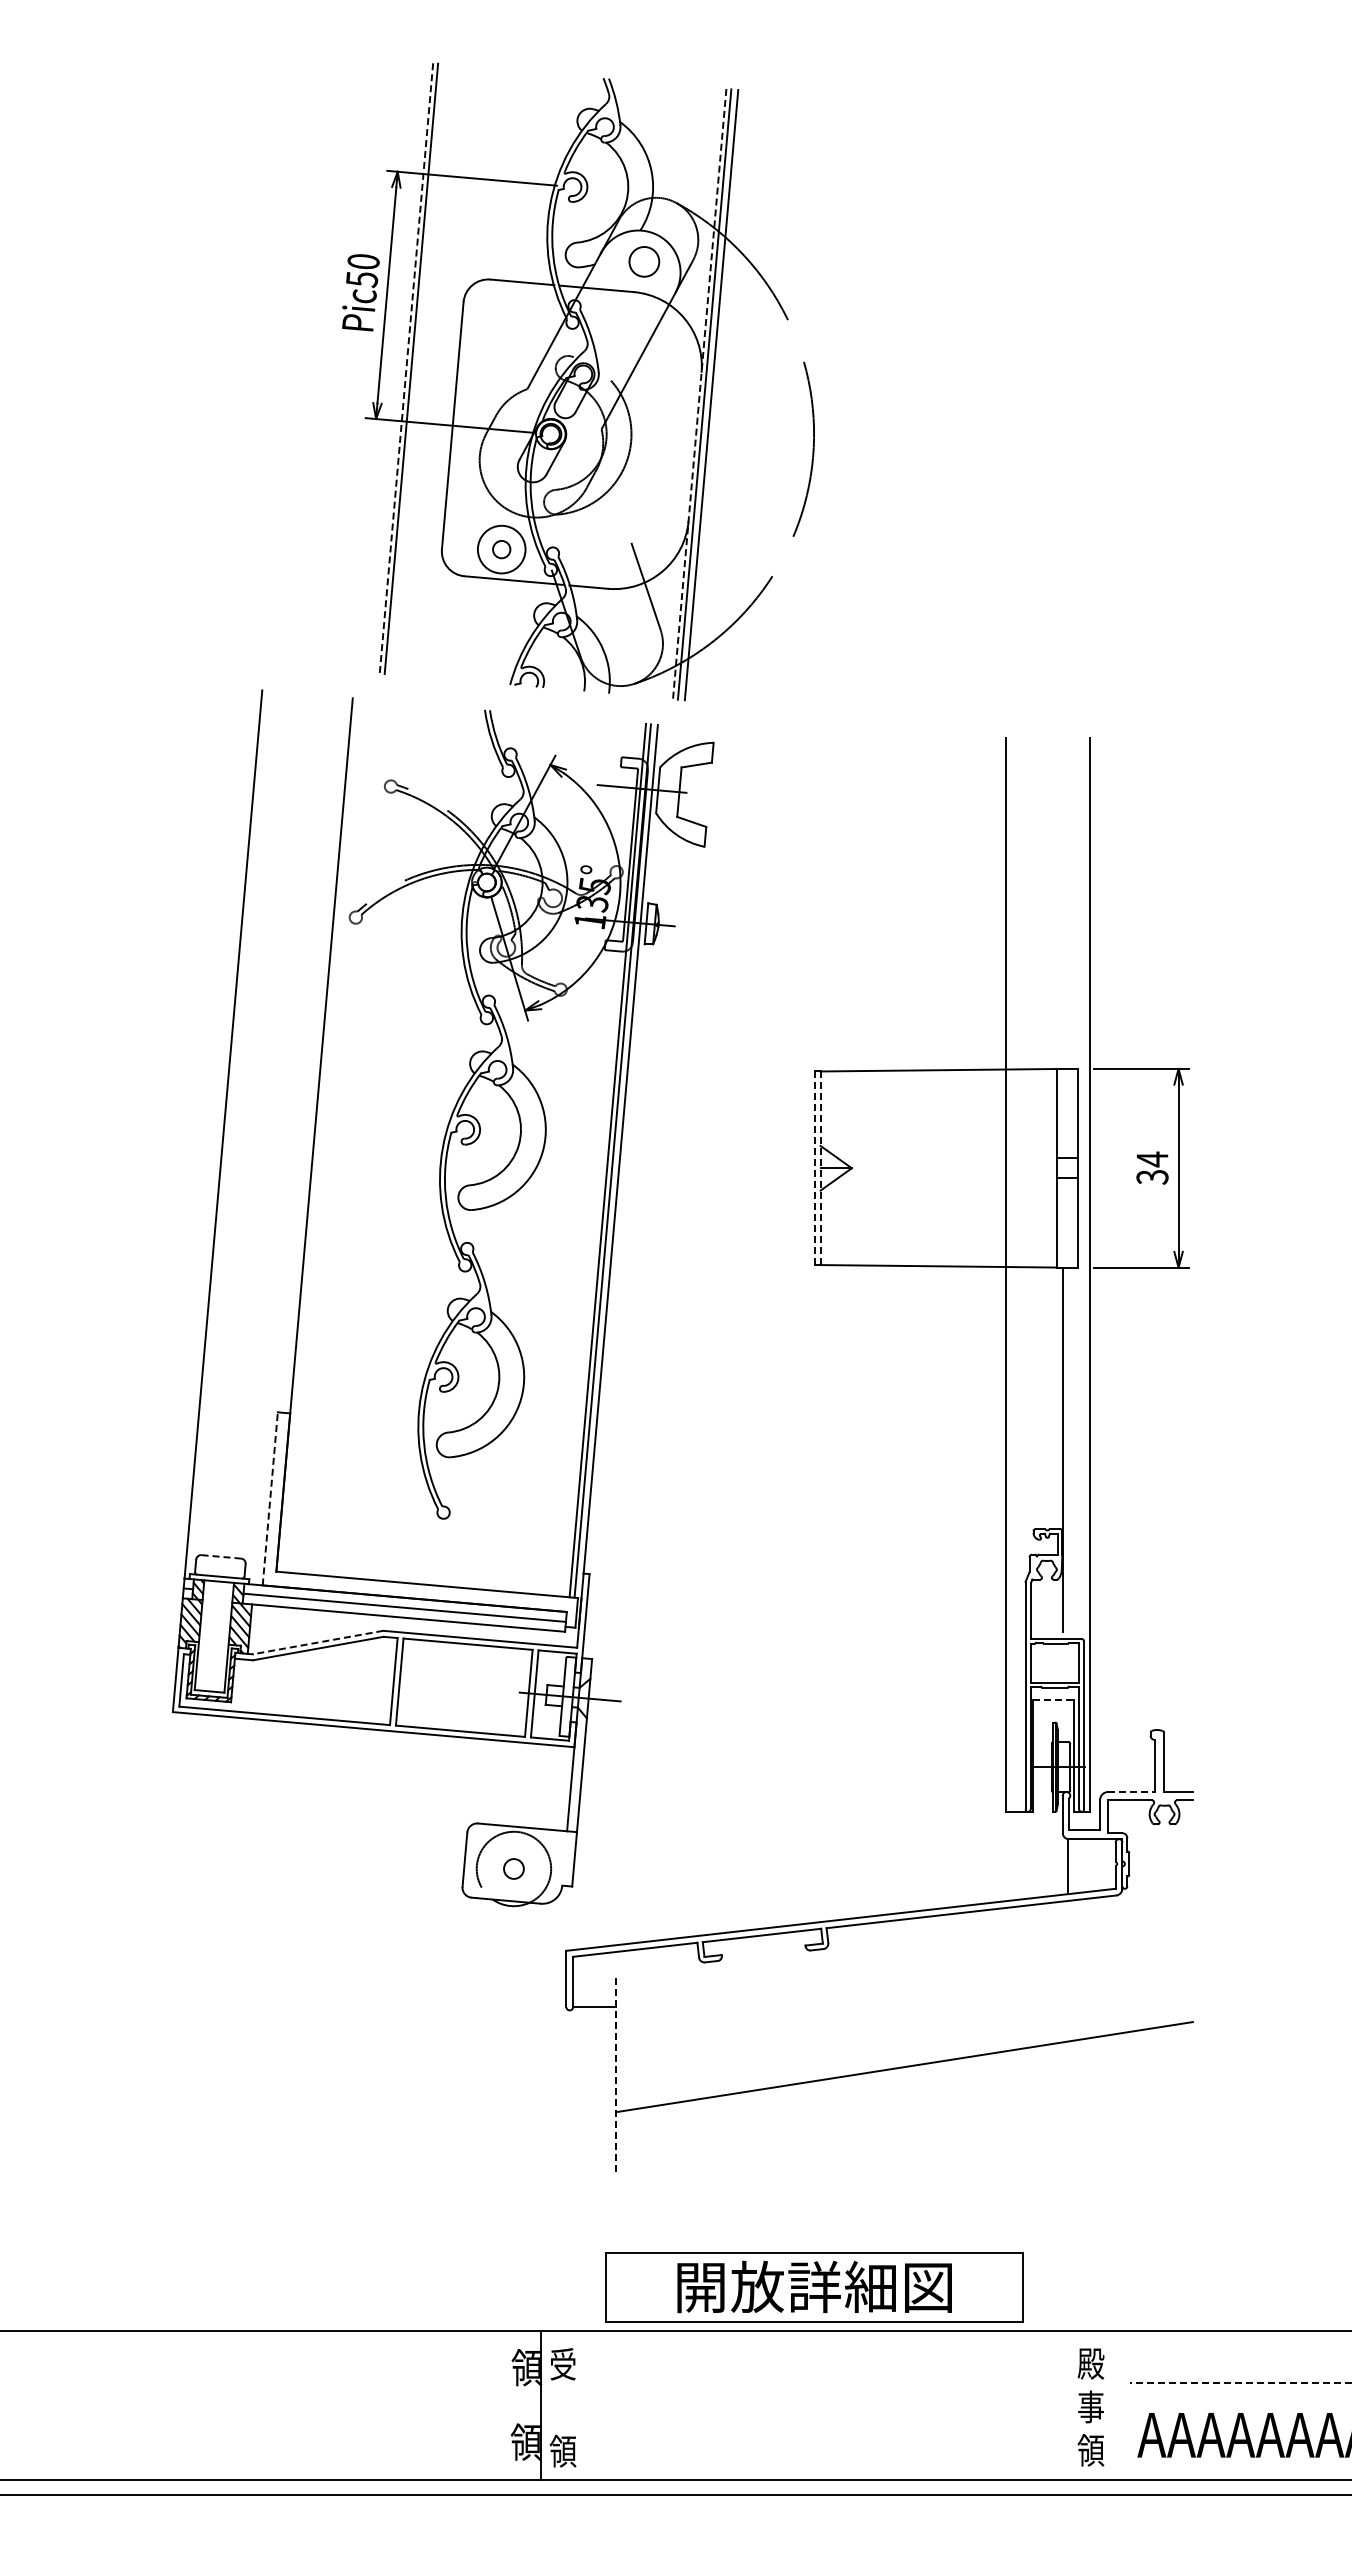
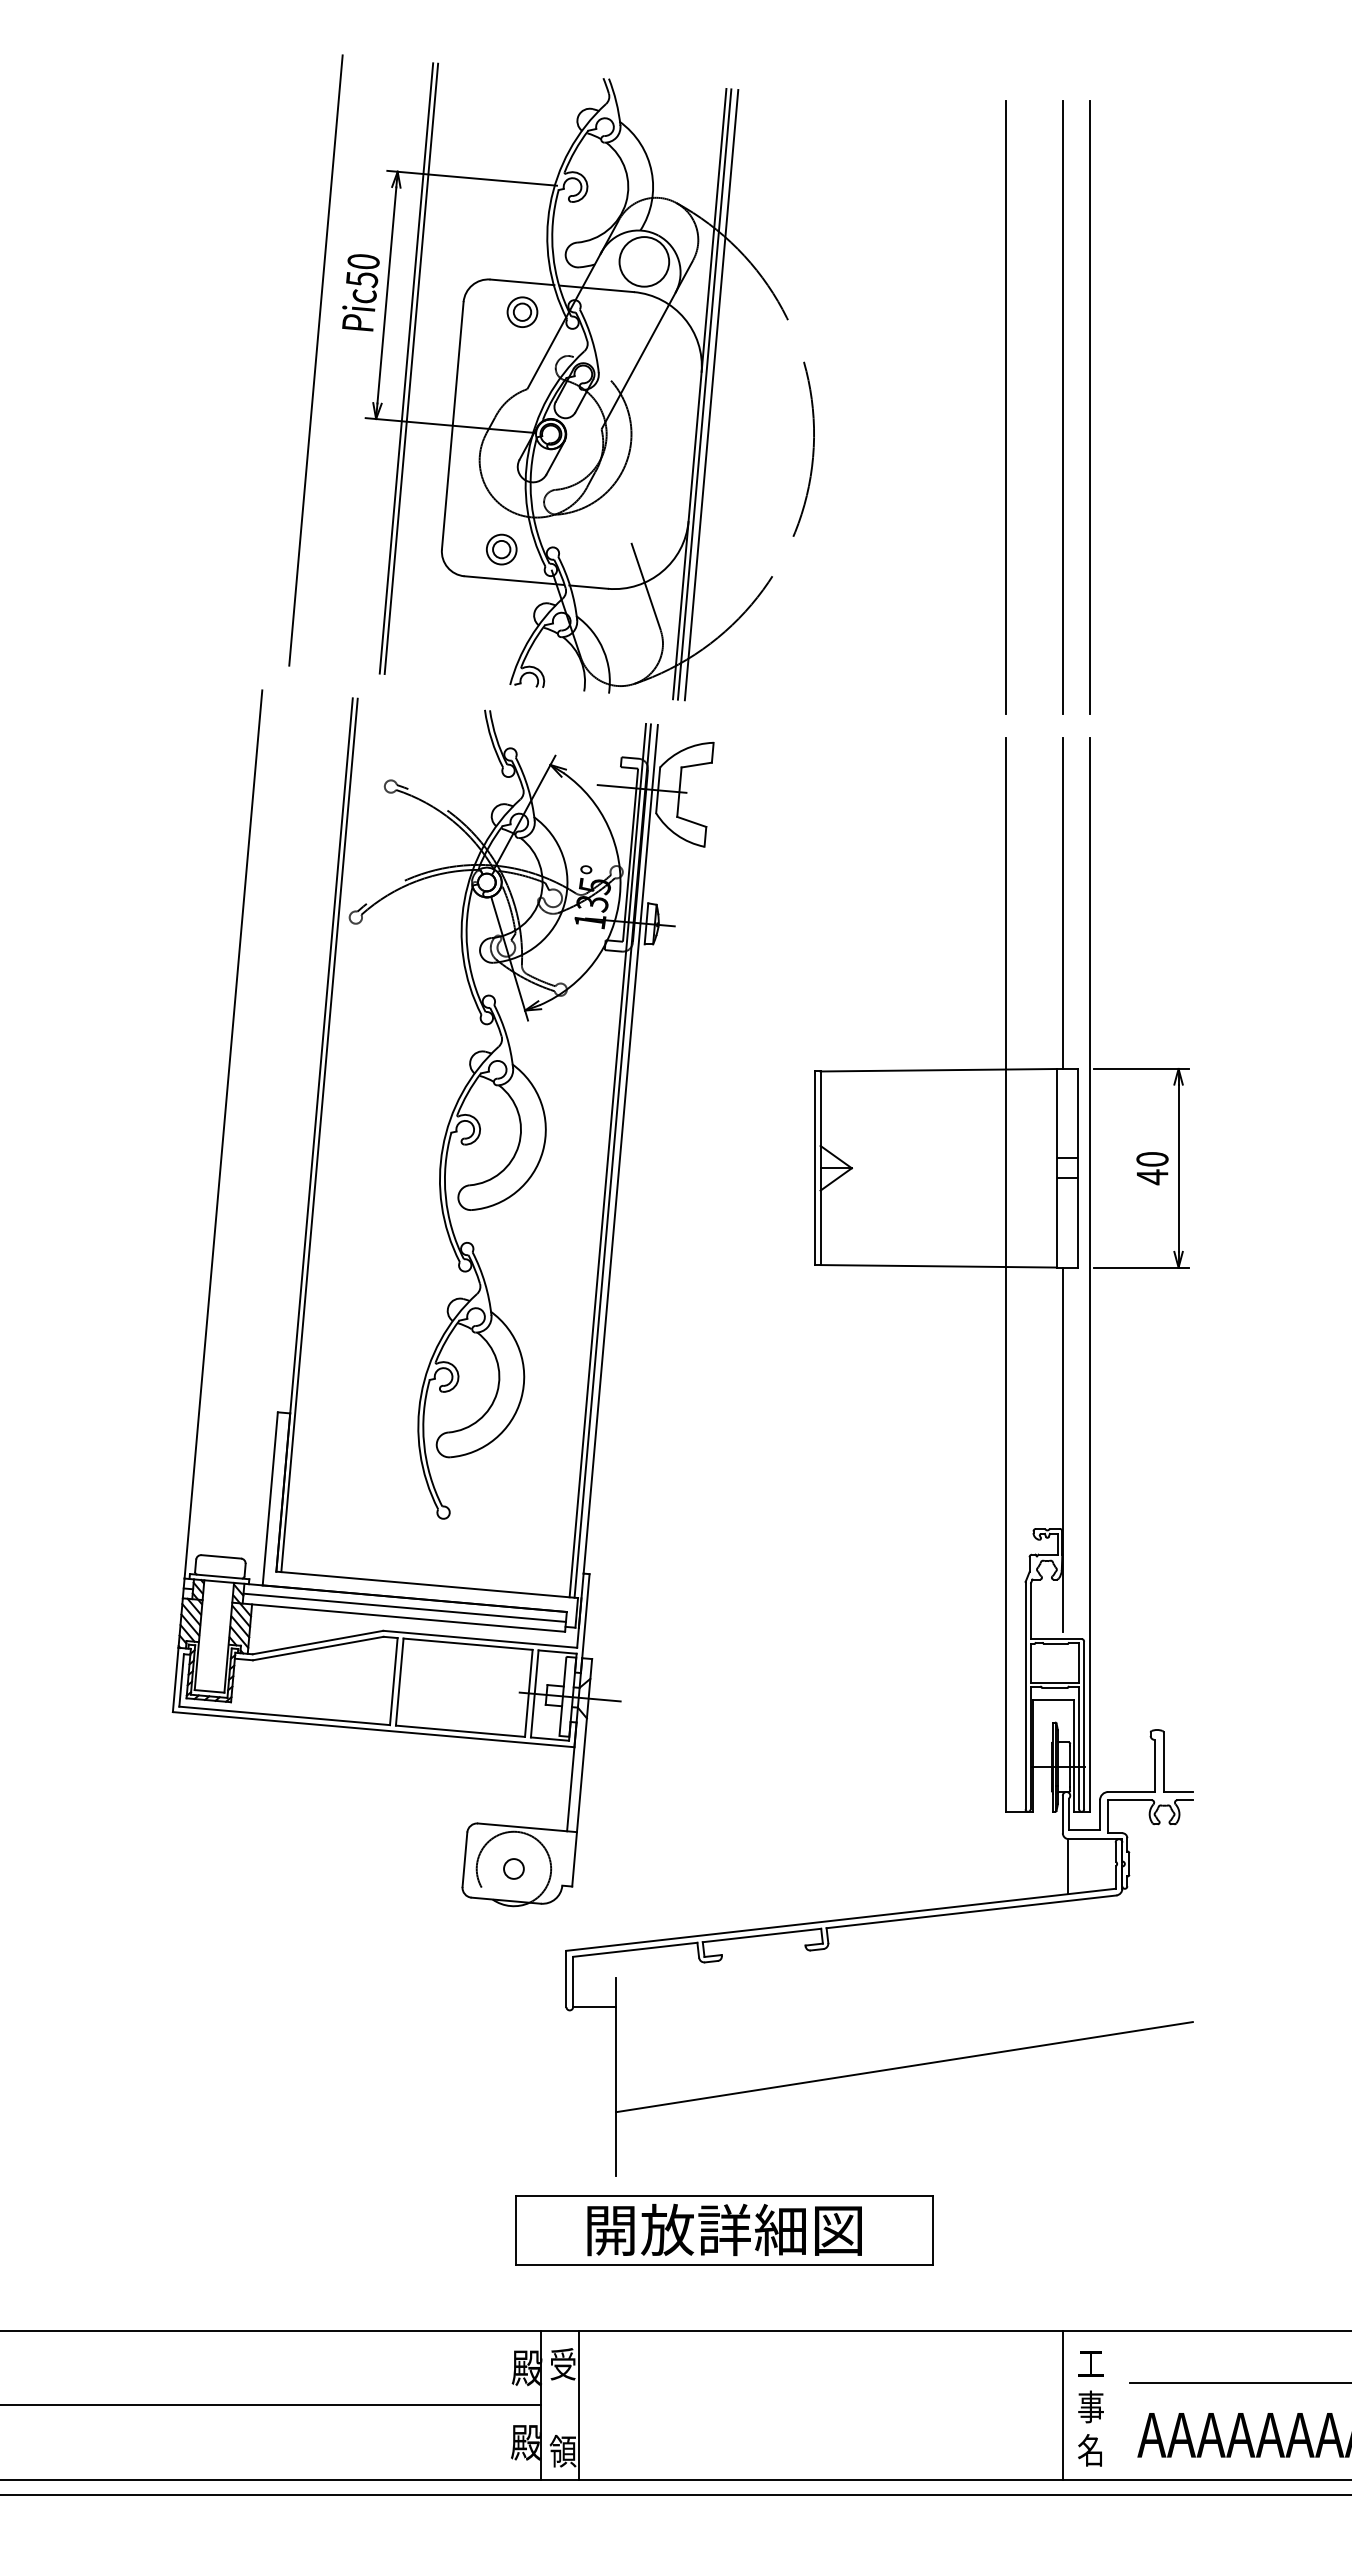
circle diameter: 30 px -> 50 px (644, 261)
part: none -> present (522, 311)
line: none -> present (315, 360)
line: dashed -> solid (406, 368)
line: dashed -> solid (699, 394)
line: none -> present (1005, 406)
line: none -> present (1062, 406)
line: none -> present (1090, 406)
circle diameter: 48 px -> 30 px (501, 549)
line: none -> present (1062, 903)
line: none -> present (319, 1135)
line: dashed -> solid (814, 1168)
line: dashed -> solid (820, 1168)
text: 34 -> 40 (1152, 1168)
line: dashed -> solid (270, 1498)
line: dashed -> solid (221, 1556)
line: dashed -> solid (317, 1642)
line: dashed -> solid (1053, 1700)
line: dashed -> solid (1131, 1792)
line: dashed -> solid (616, 2076)
part position: (814, 2287) -> (724, 2230) (724, 2230)
text: 殿 -> 工 (1090, 2363)
text: 領 -> 殿 (526, 2367)
line: dashed -> solid (1240, 2383)
line: none -> present (271, 2405)
line: none -> present (578, 2405)
line: none -> present (1062, 2405)
text: 領 -> 殿 (524, 2441)
text: 領 -> 名 (1090, 2450)
